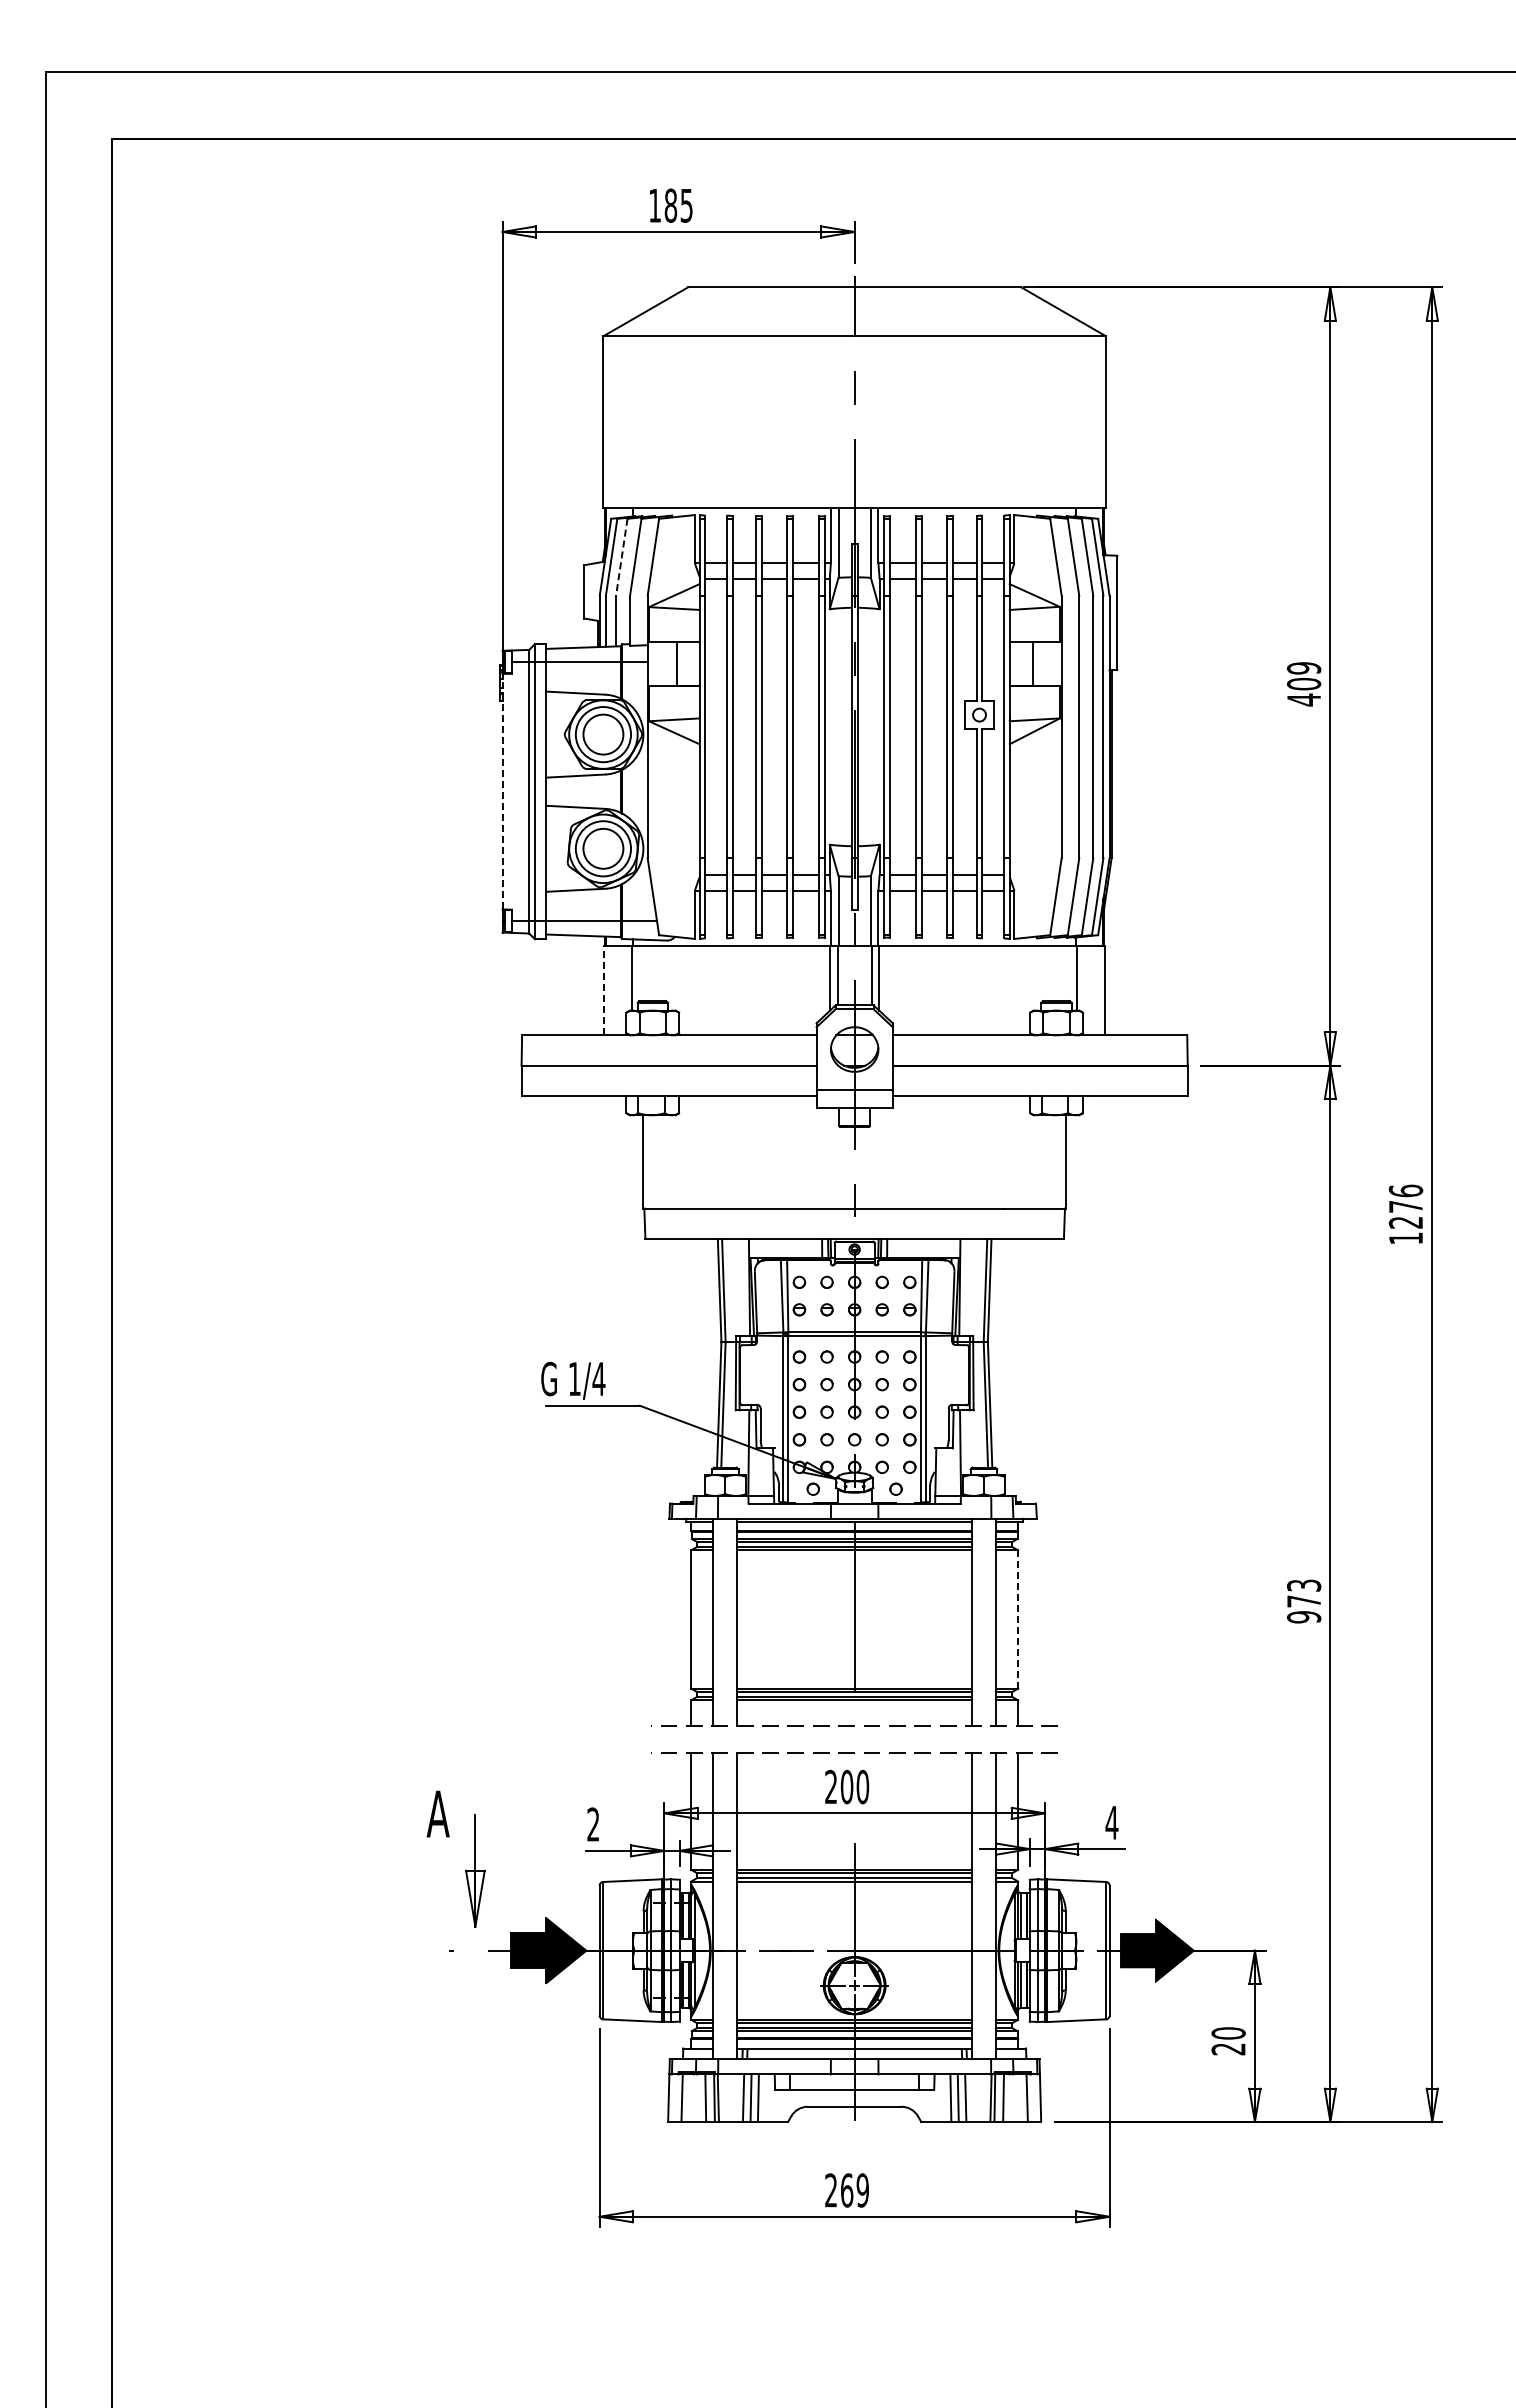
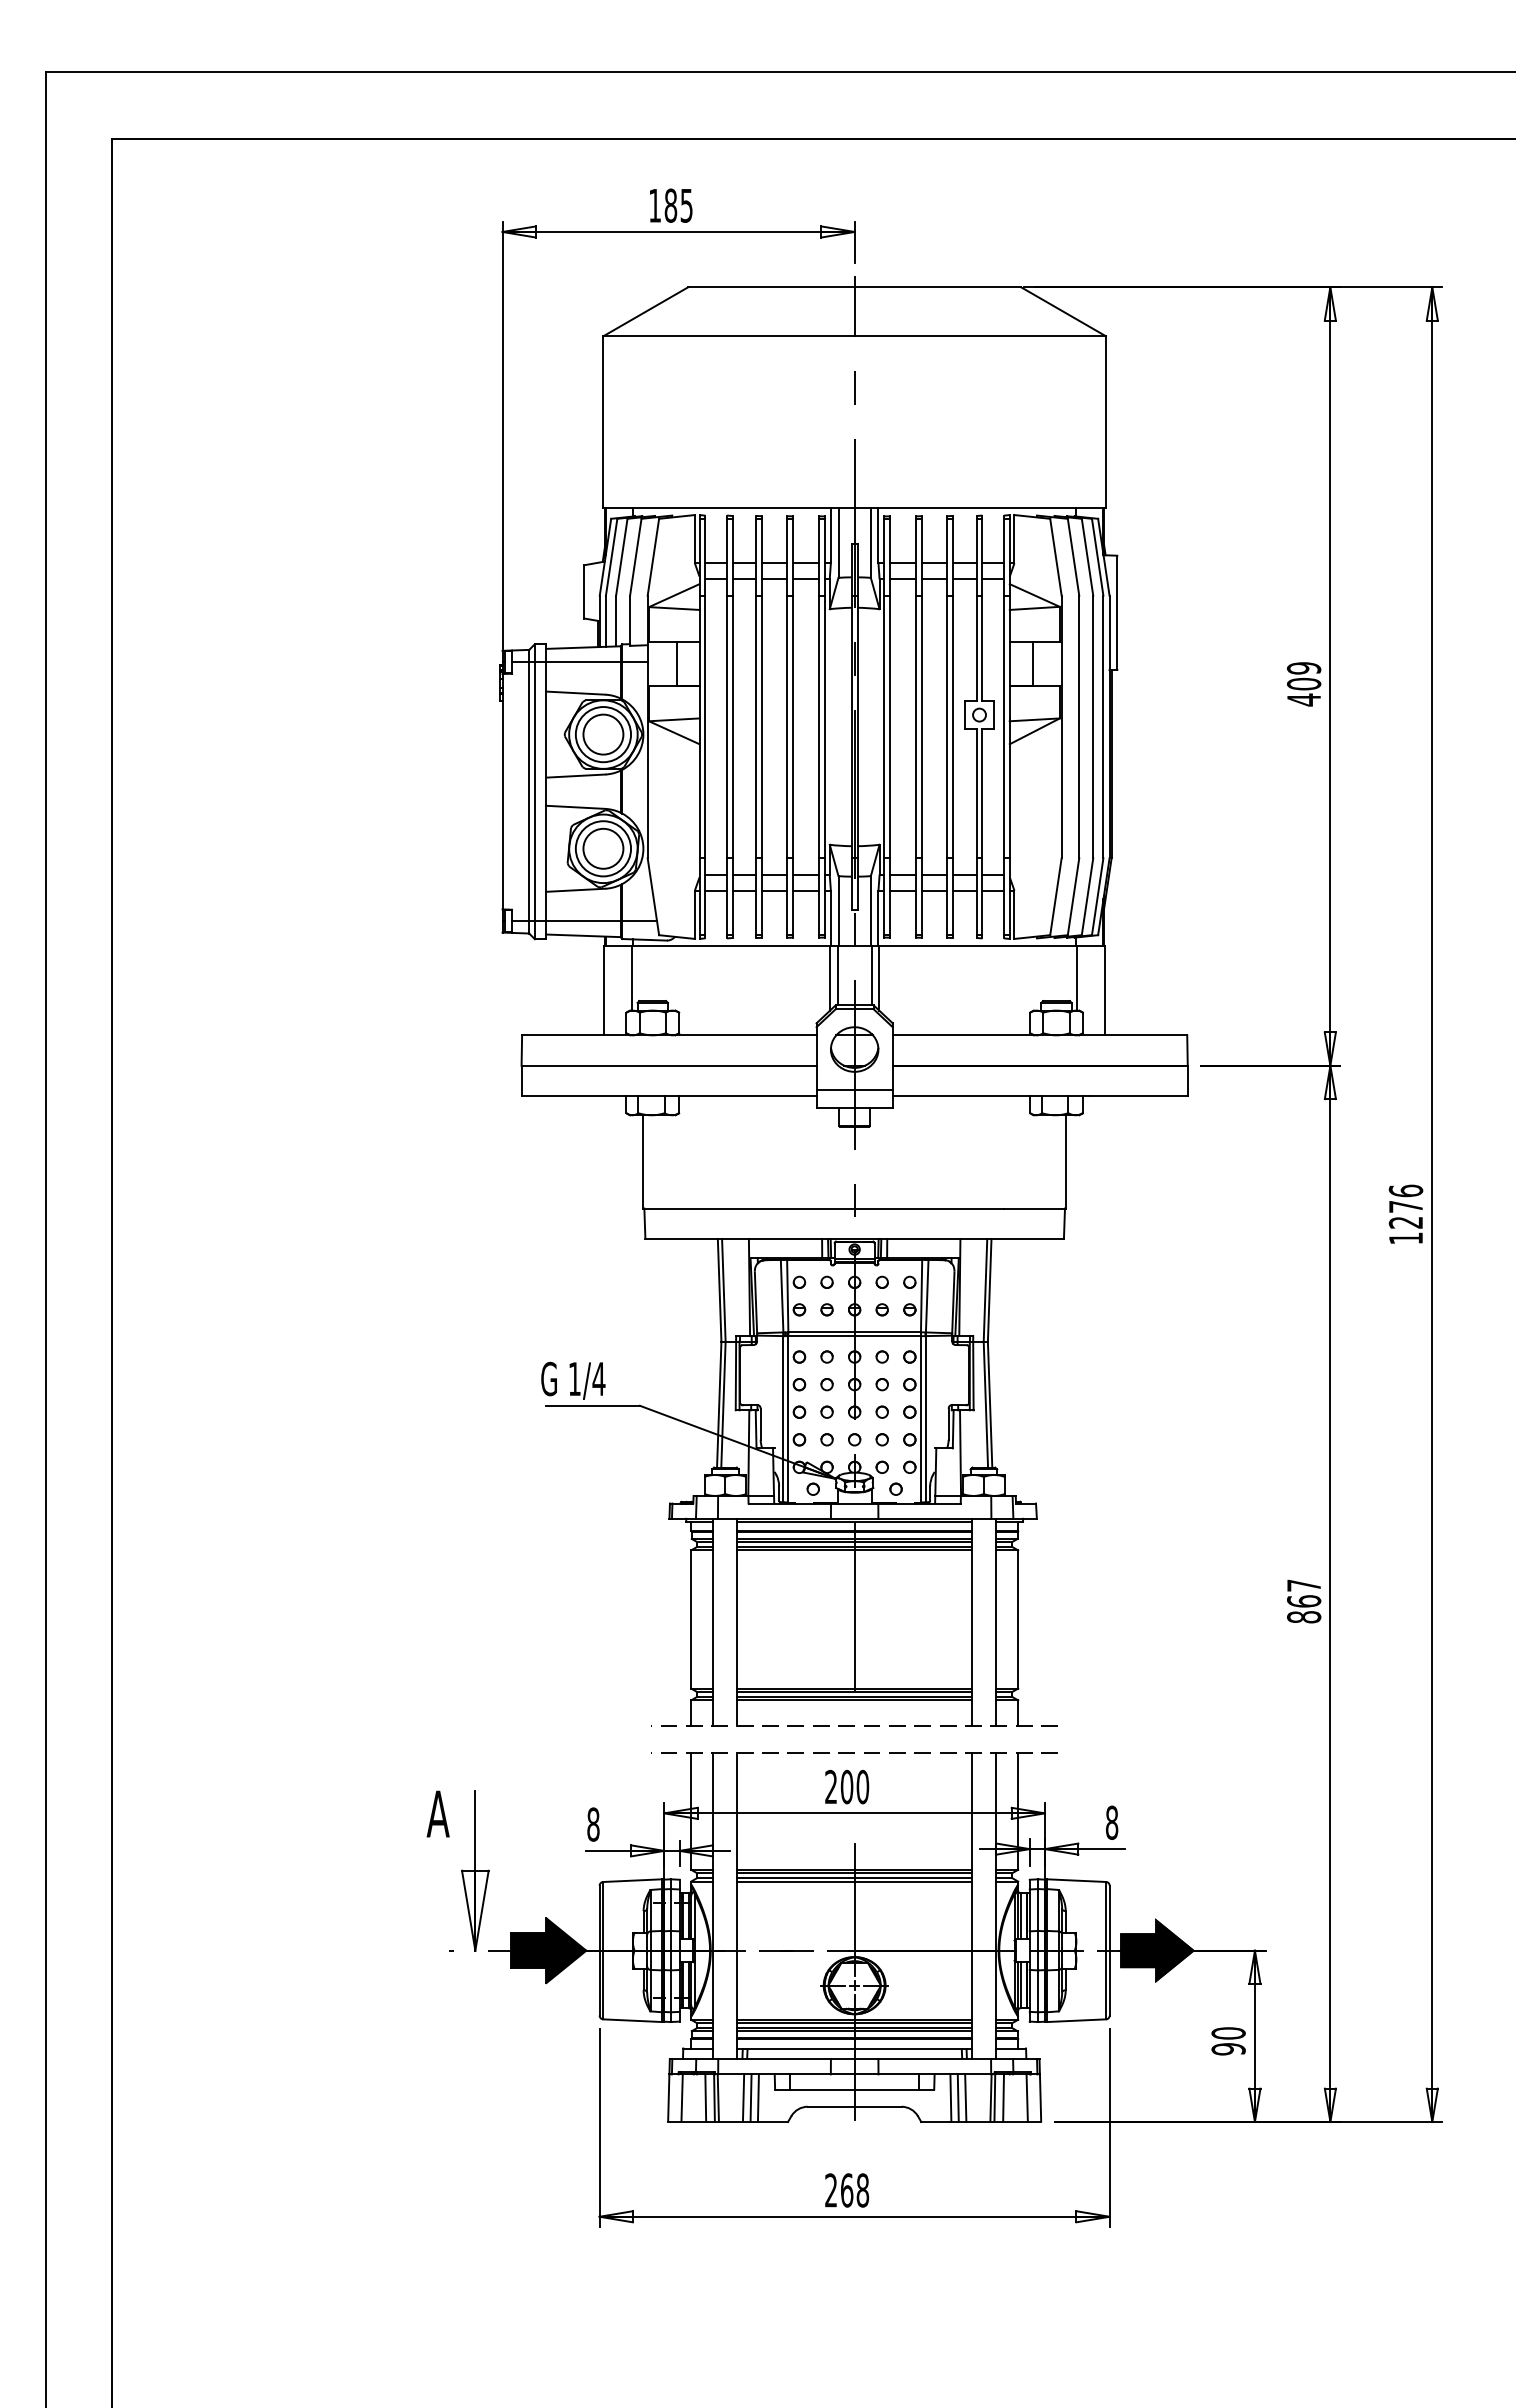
line: dashed -> solid (621, 557)
line: dashed -> solid (502, 791)
line: dashed -> solid (604, 990)
text: 973 -> 867 (1304, 1601)
line: dashed -> solid (1018, 1618)
text: 4 -> 8 (1111, 1822)
text: 2 -> 8 (593, 1824)
part size: 21x114 px -> 29x162 px (475, 1870)
text: 20 -> 90 (1228, 2049)
text: 269 -> 268 (862, 2190)
